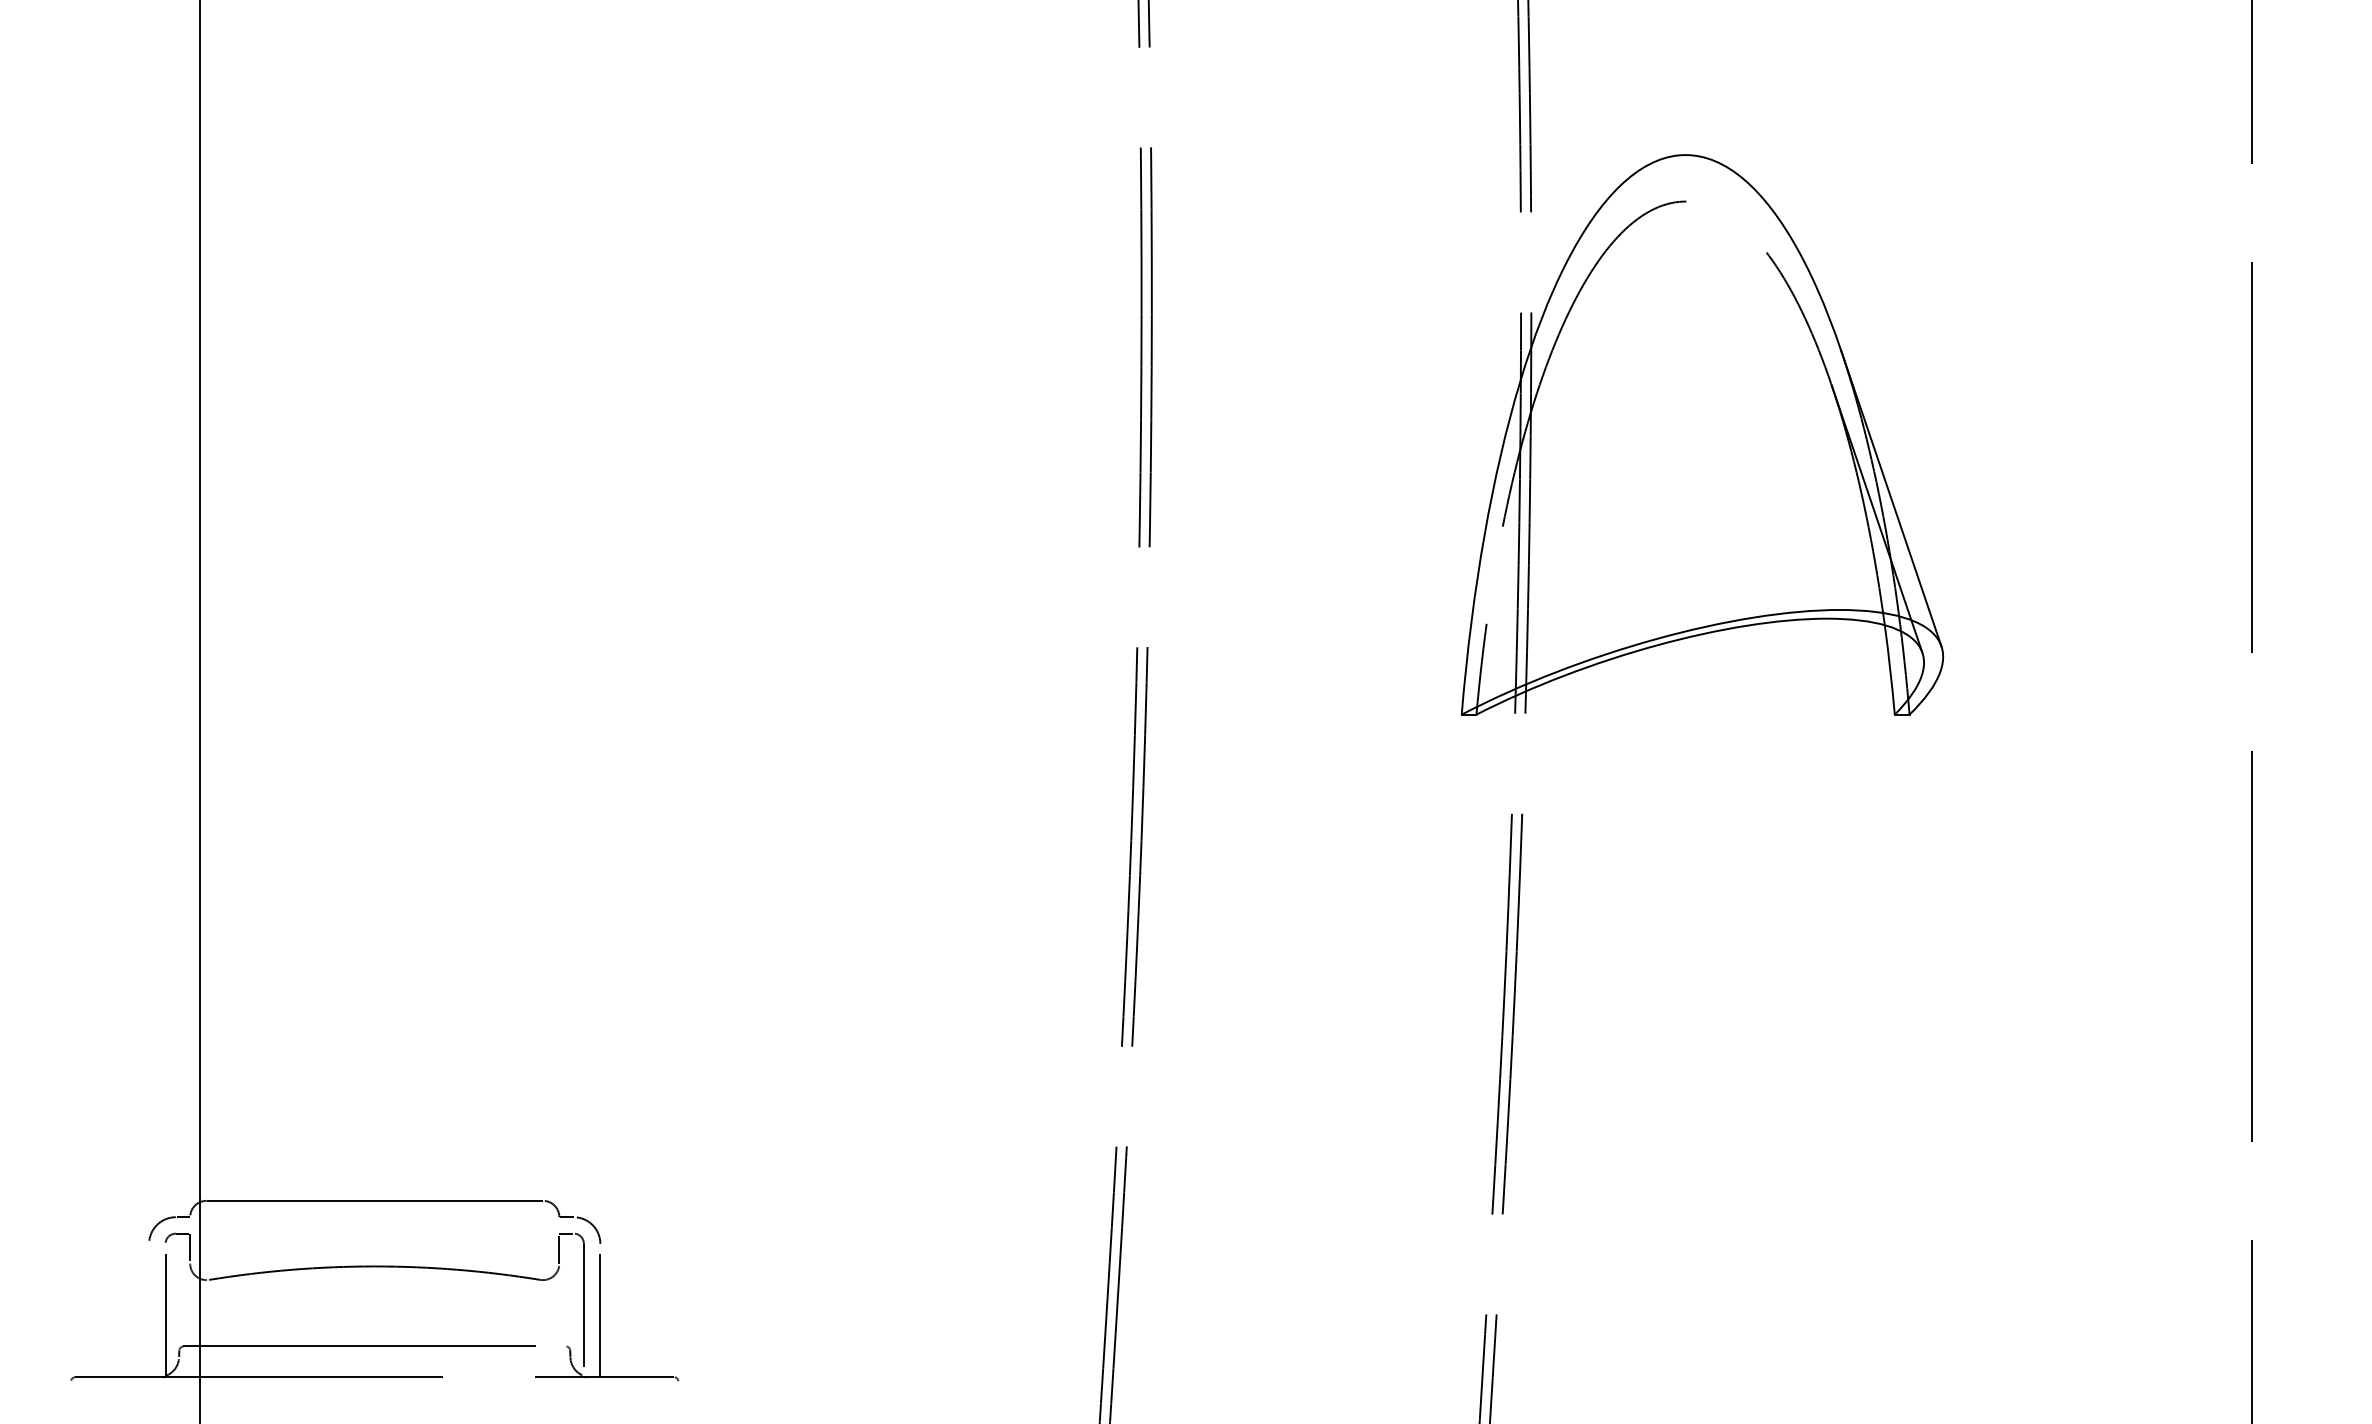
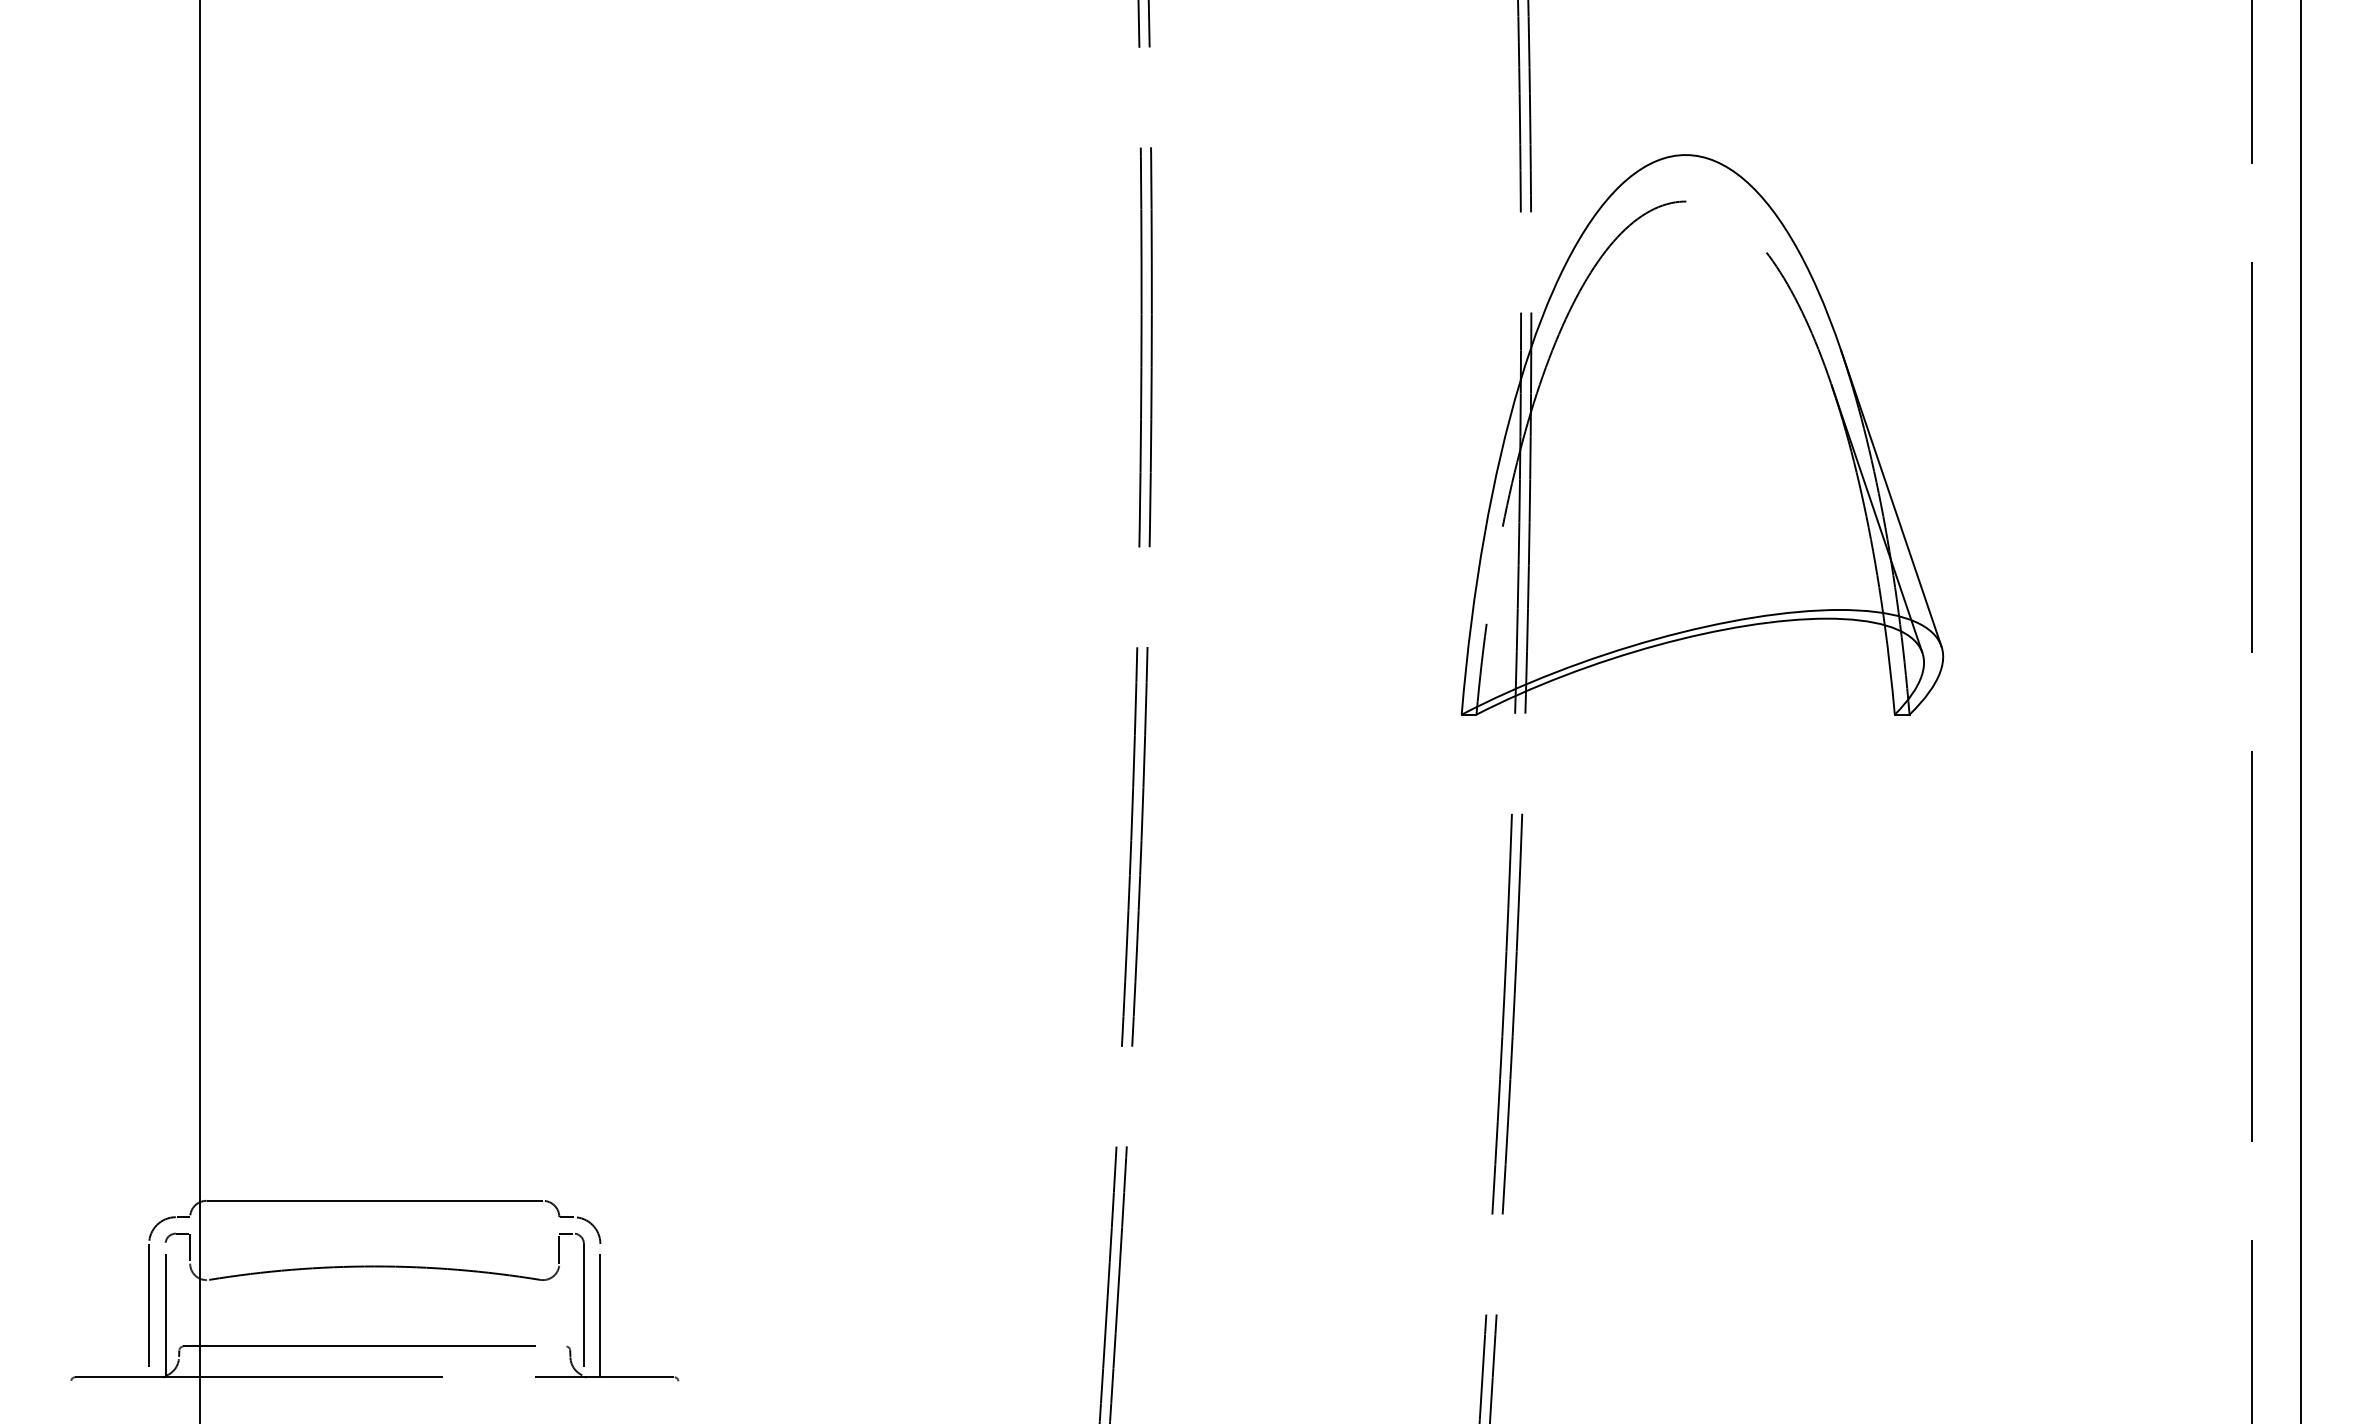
line: none -> present (2300, 711)
line: none -> present (149, 1310)
